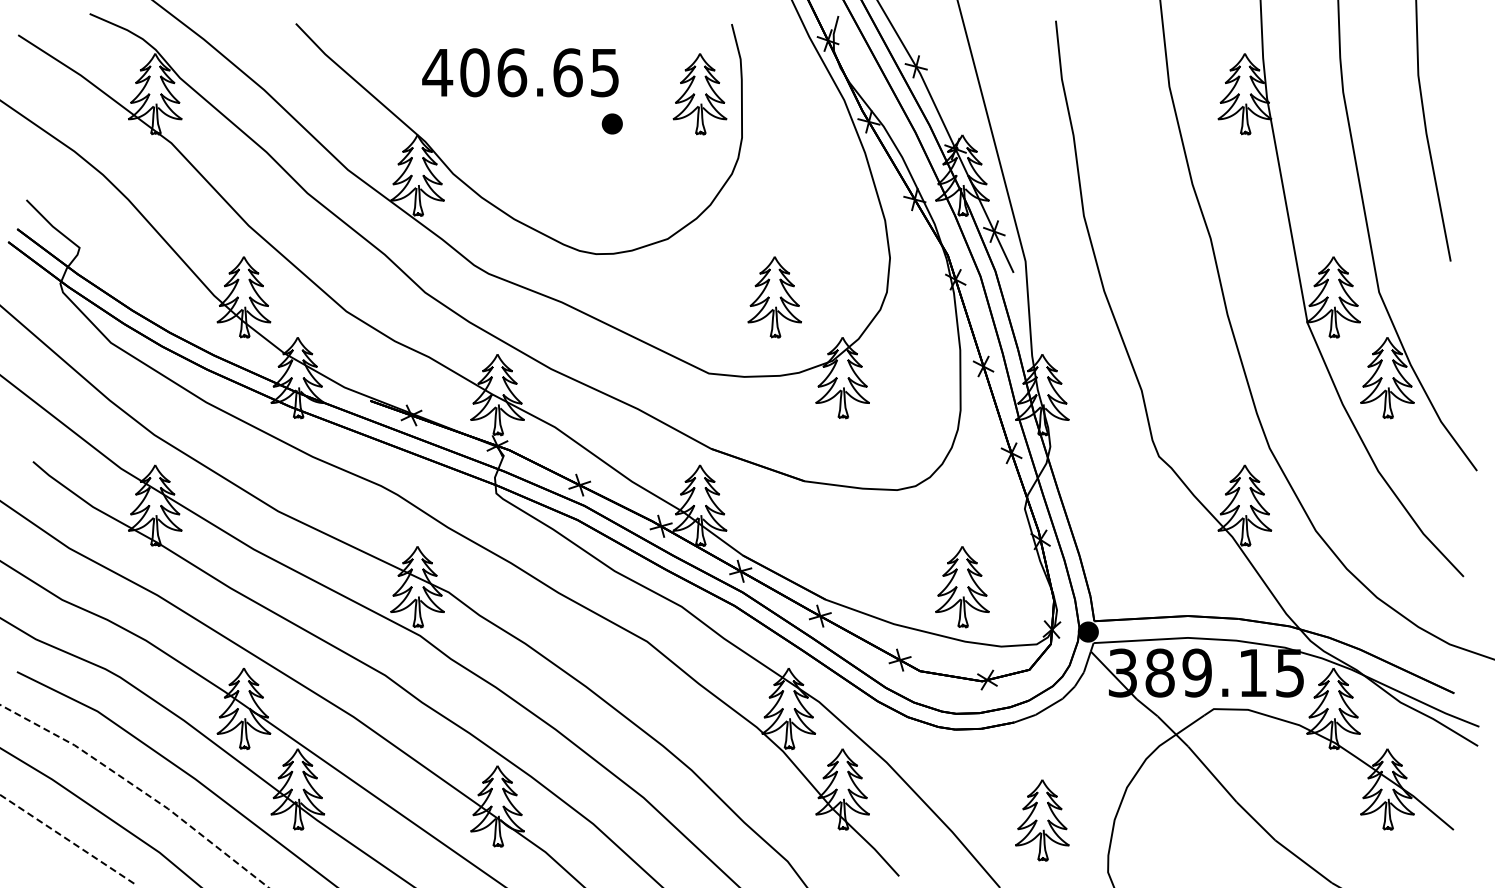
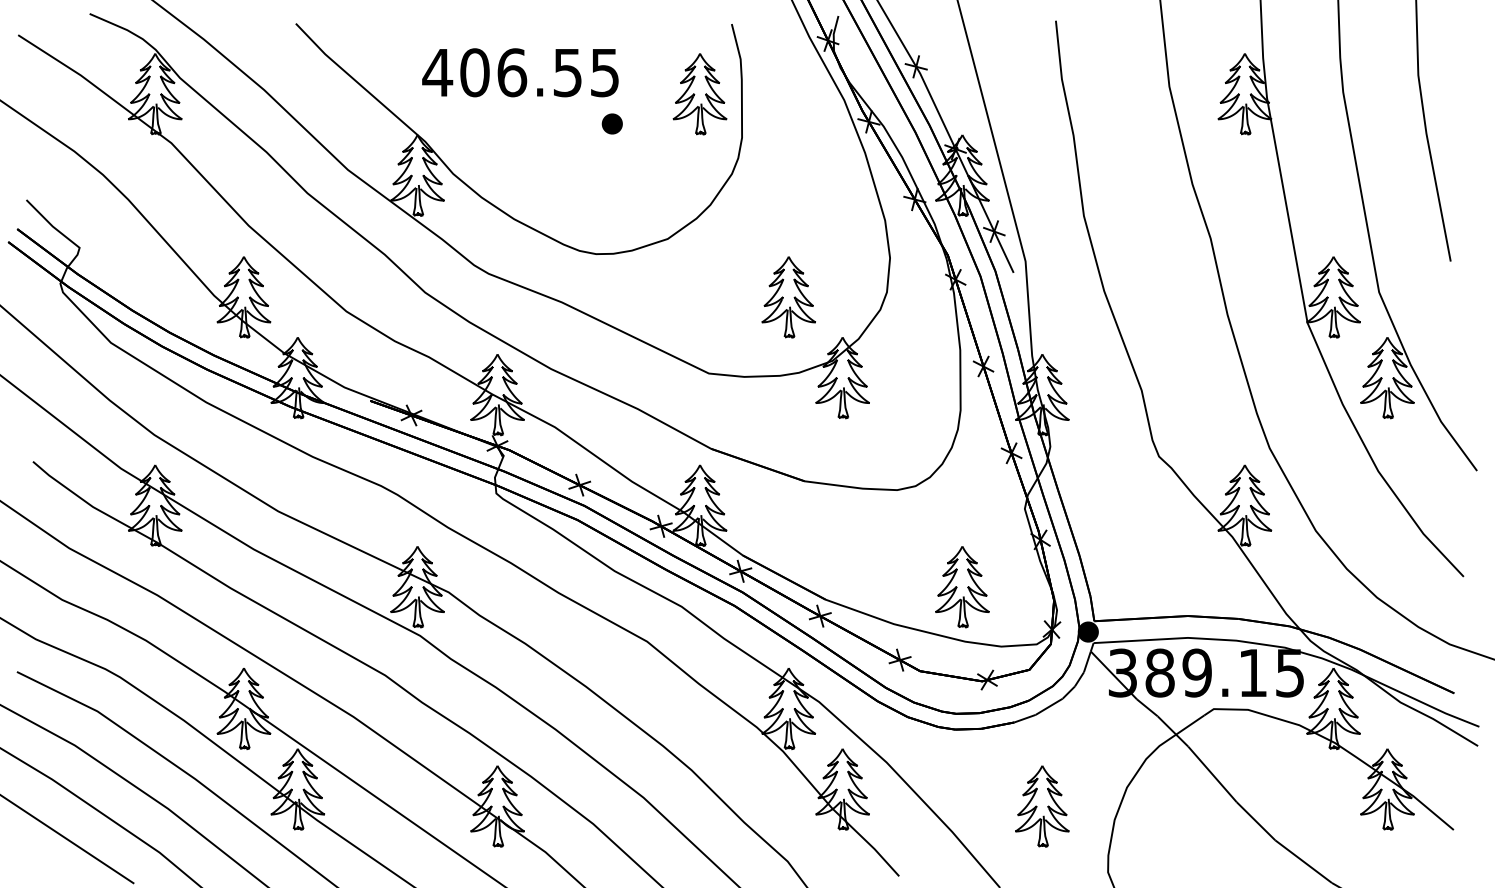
text: 406.65 -> 406.55 (567, 72)
part position: (774, 297) -> (788, 297) (788, 297)
line: dashed -> solid (139, 789)
part position: (1042, 820) -> (1042, 806) (1042, 806)
line: dashed -> solid (66, 838)
